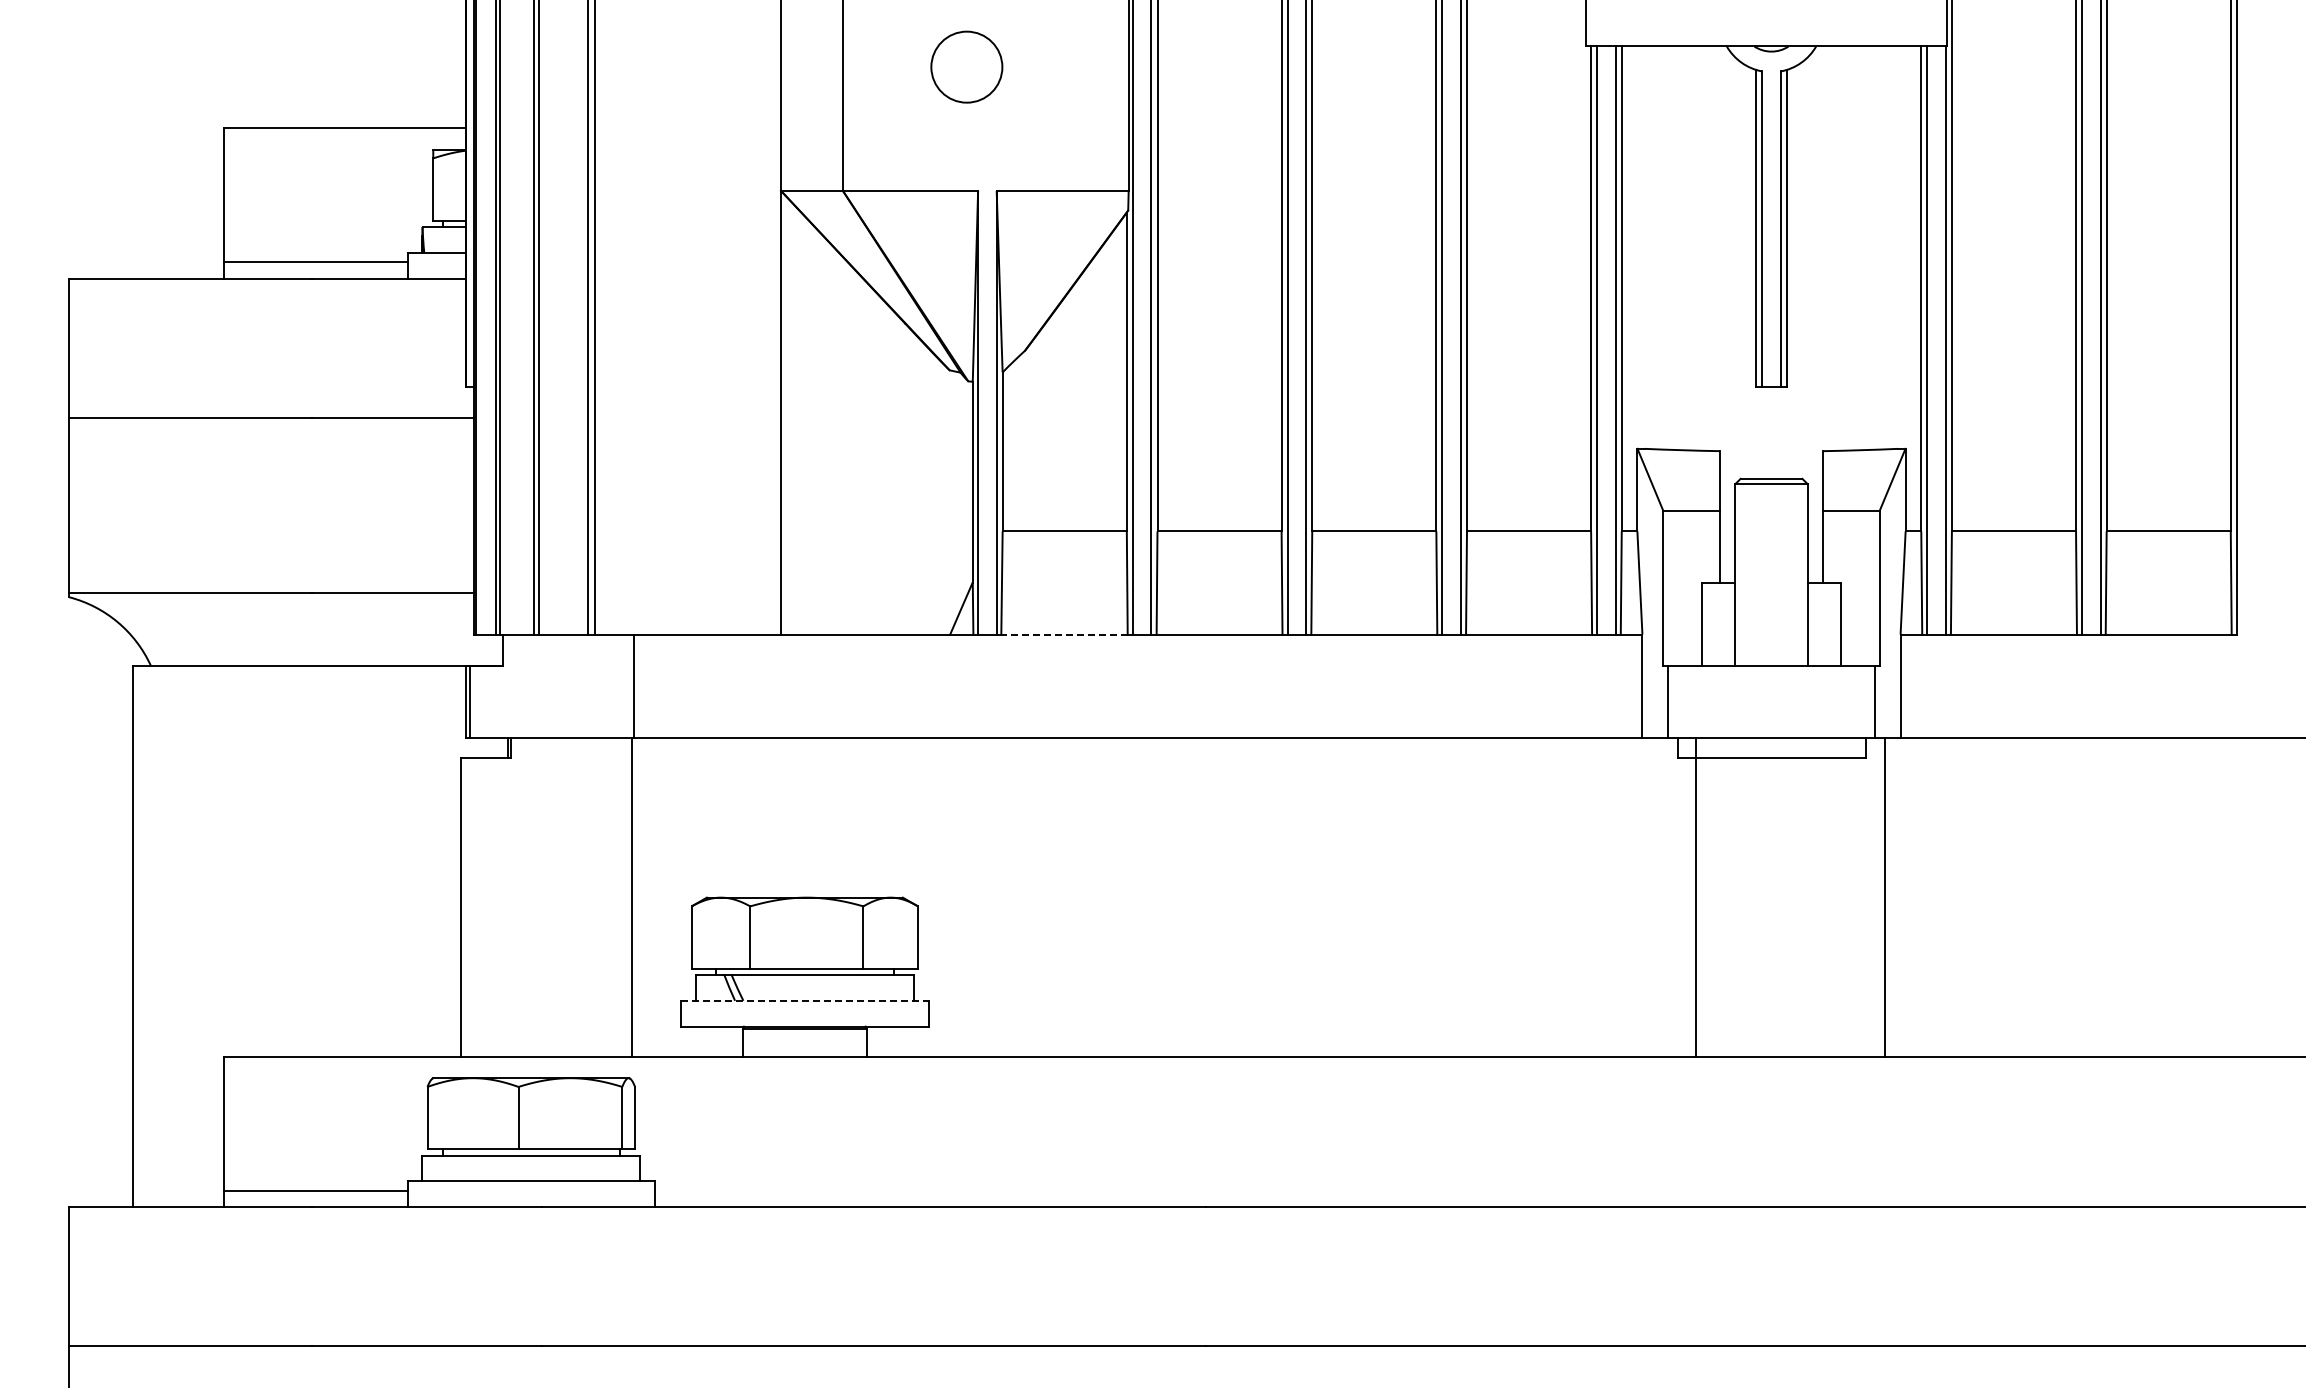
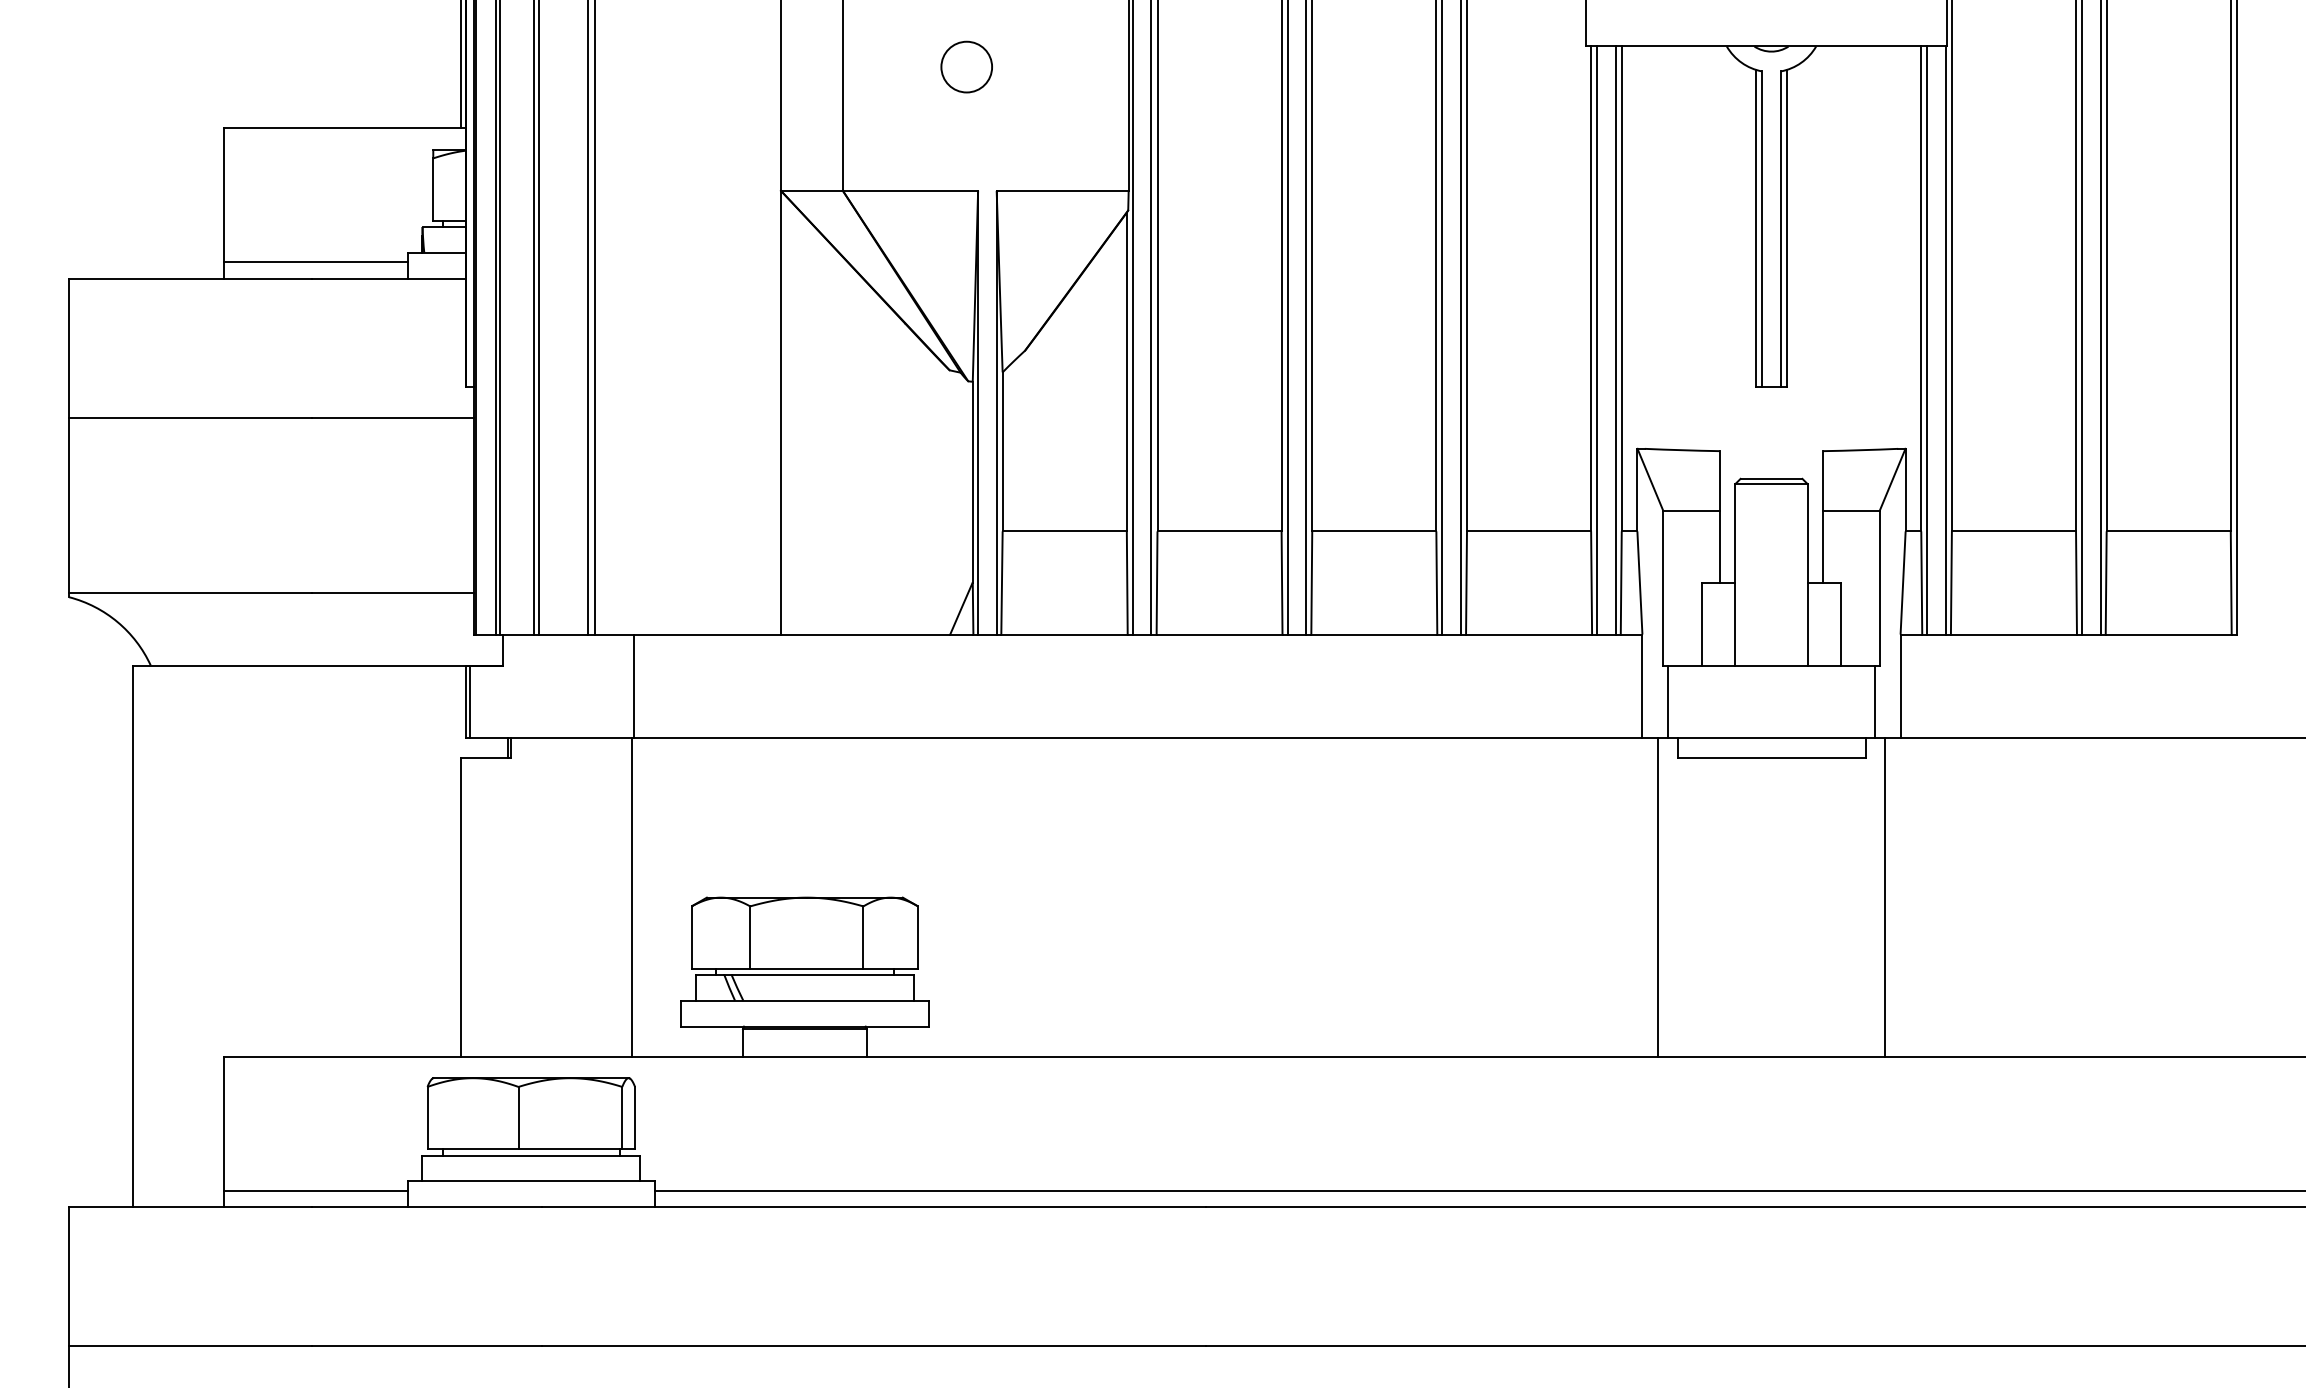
line: none -> present (461, 65)
circle size: 74x74 px -> 53x54 px (966, 66)
line: dashed -> solid (1064, 634)
line position: (1696, 896) -> (1658, 896) (1658, 896)
line: dashed -> solid (804, 1000)
line: none -> present (1478, 1190)
